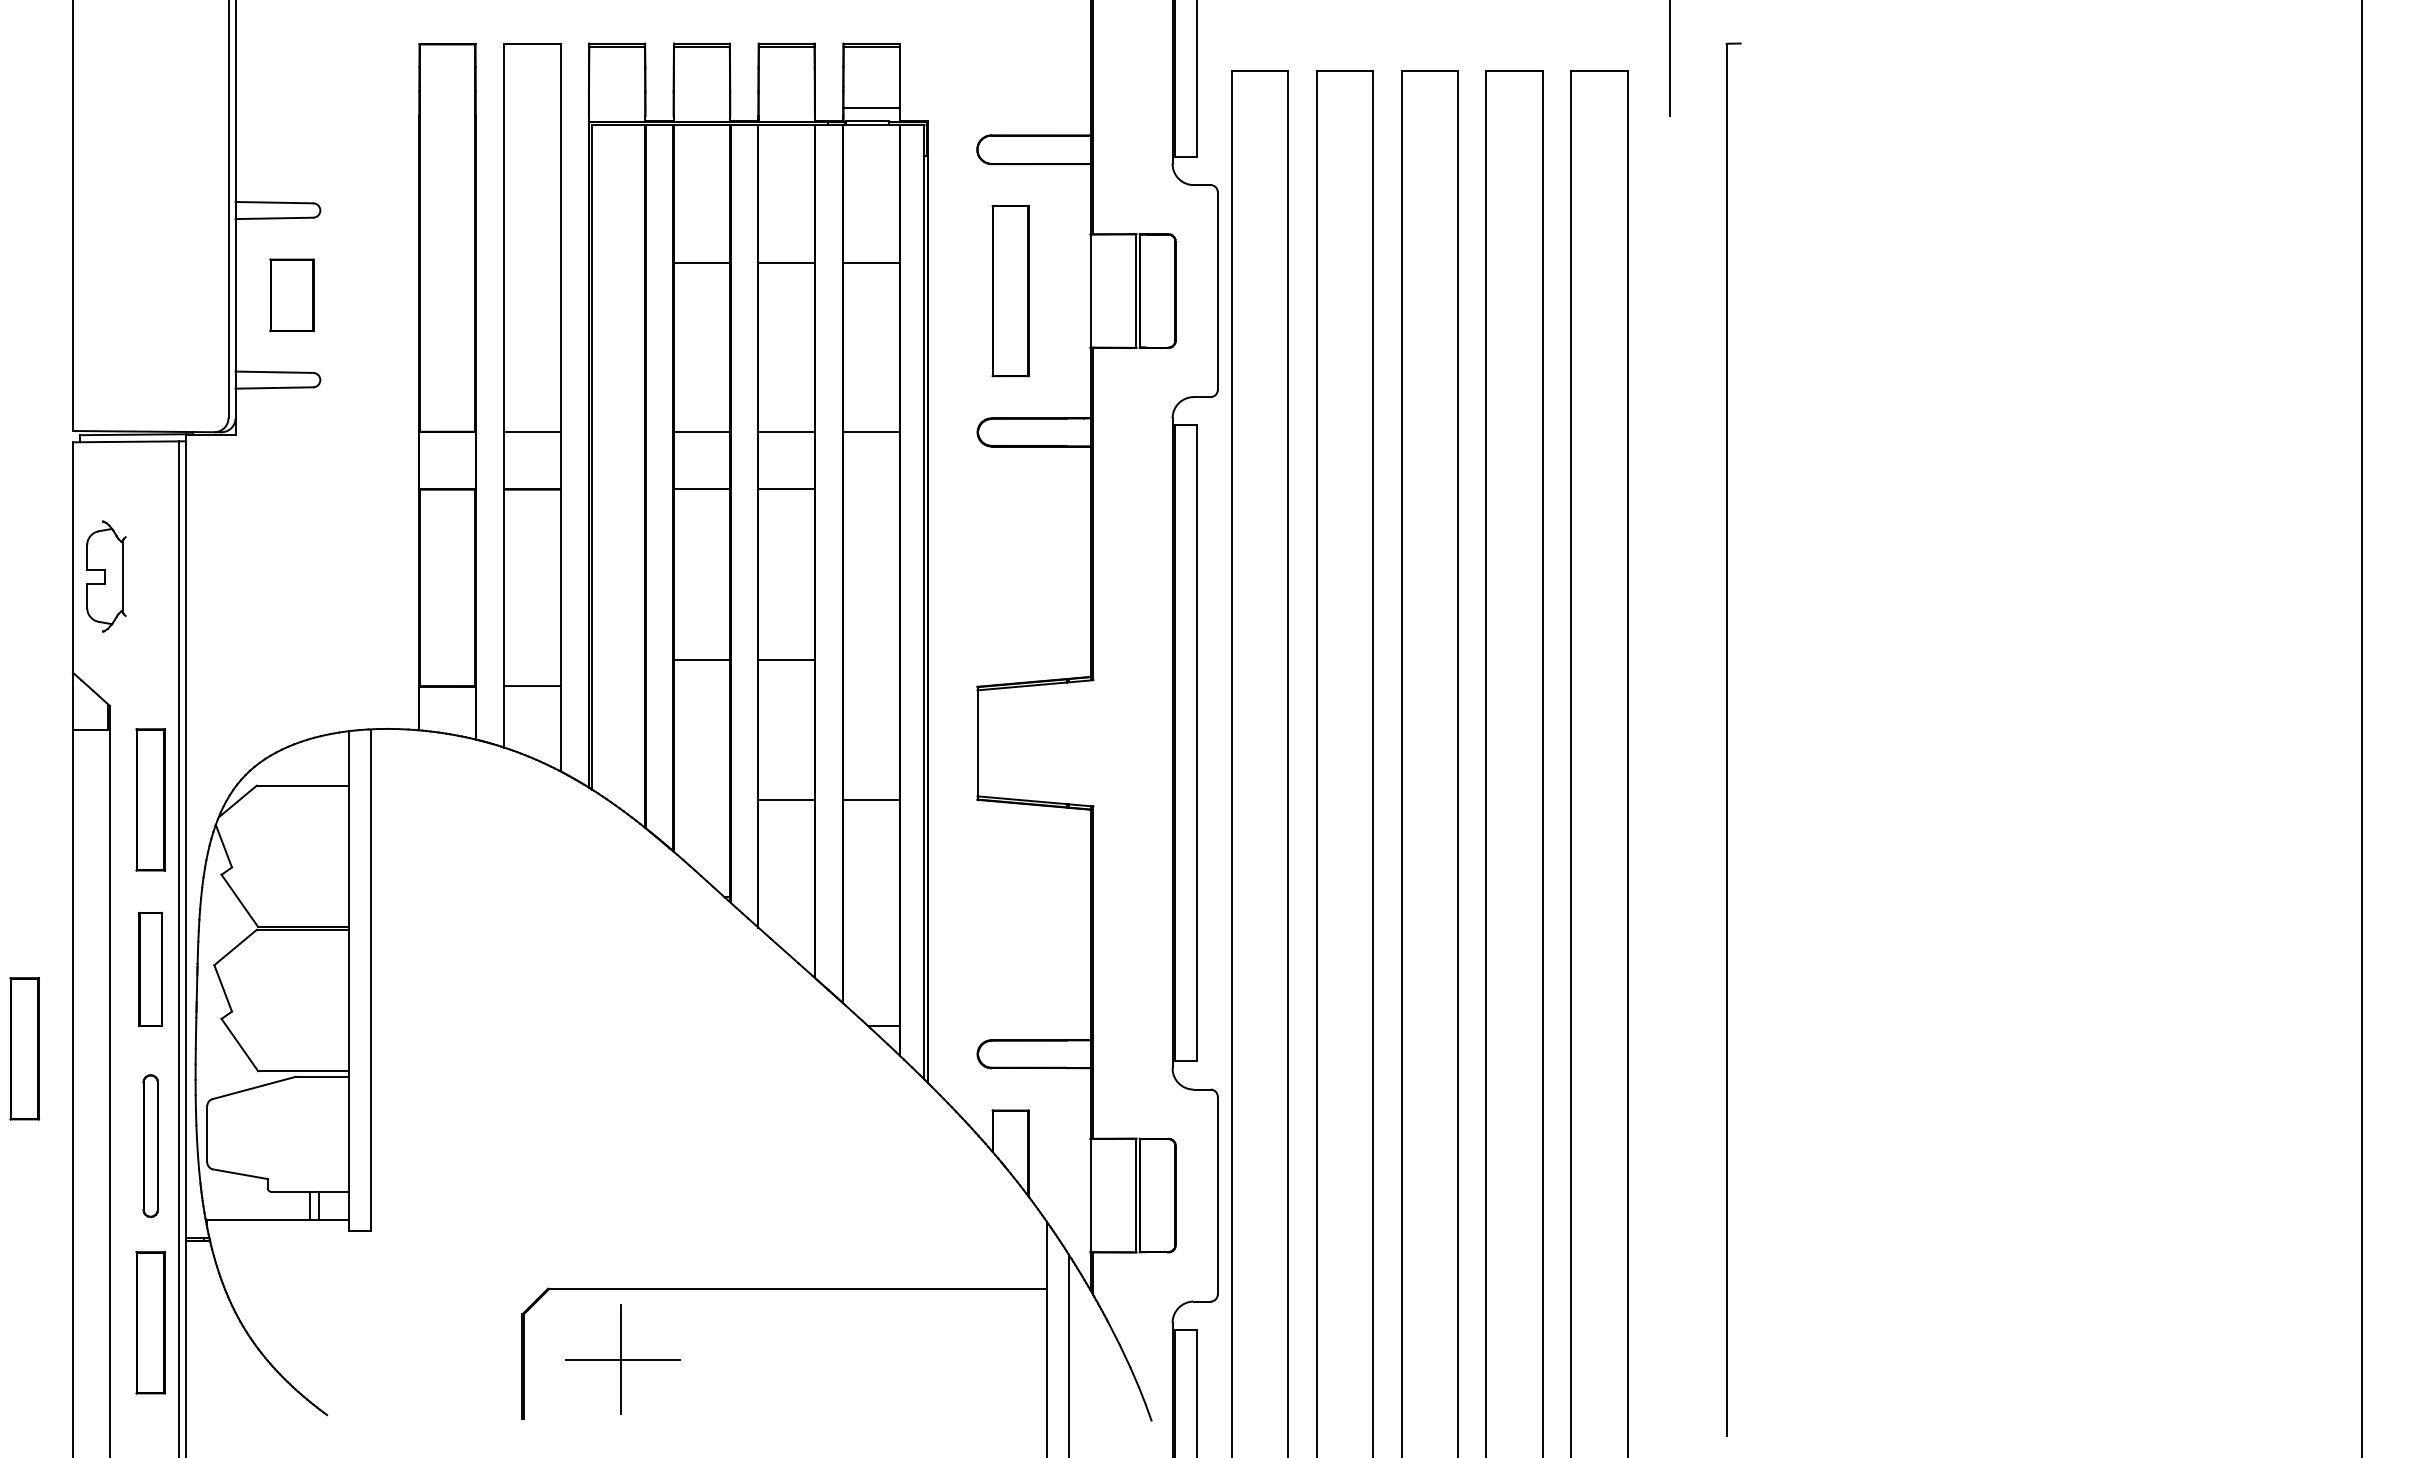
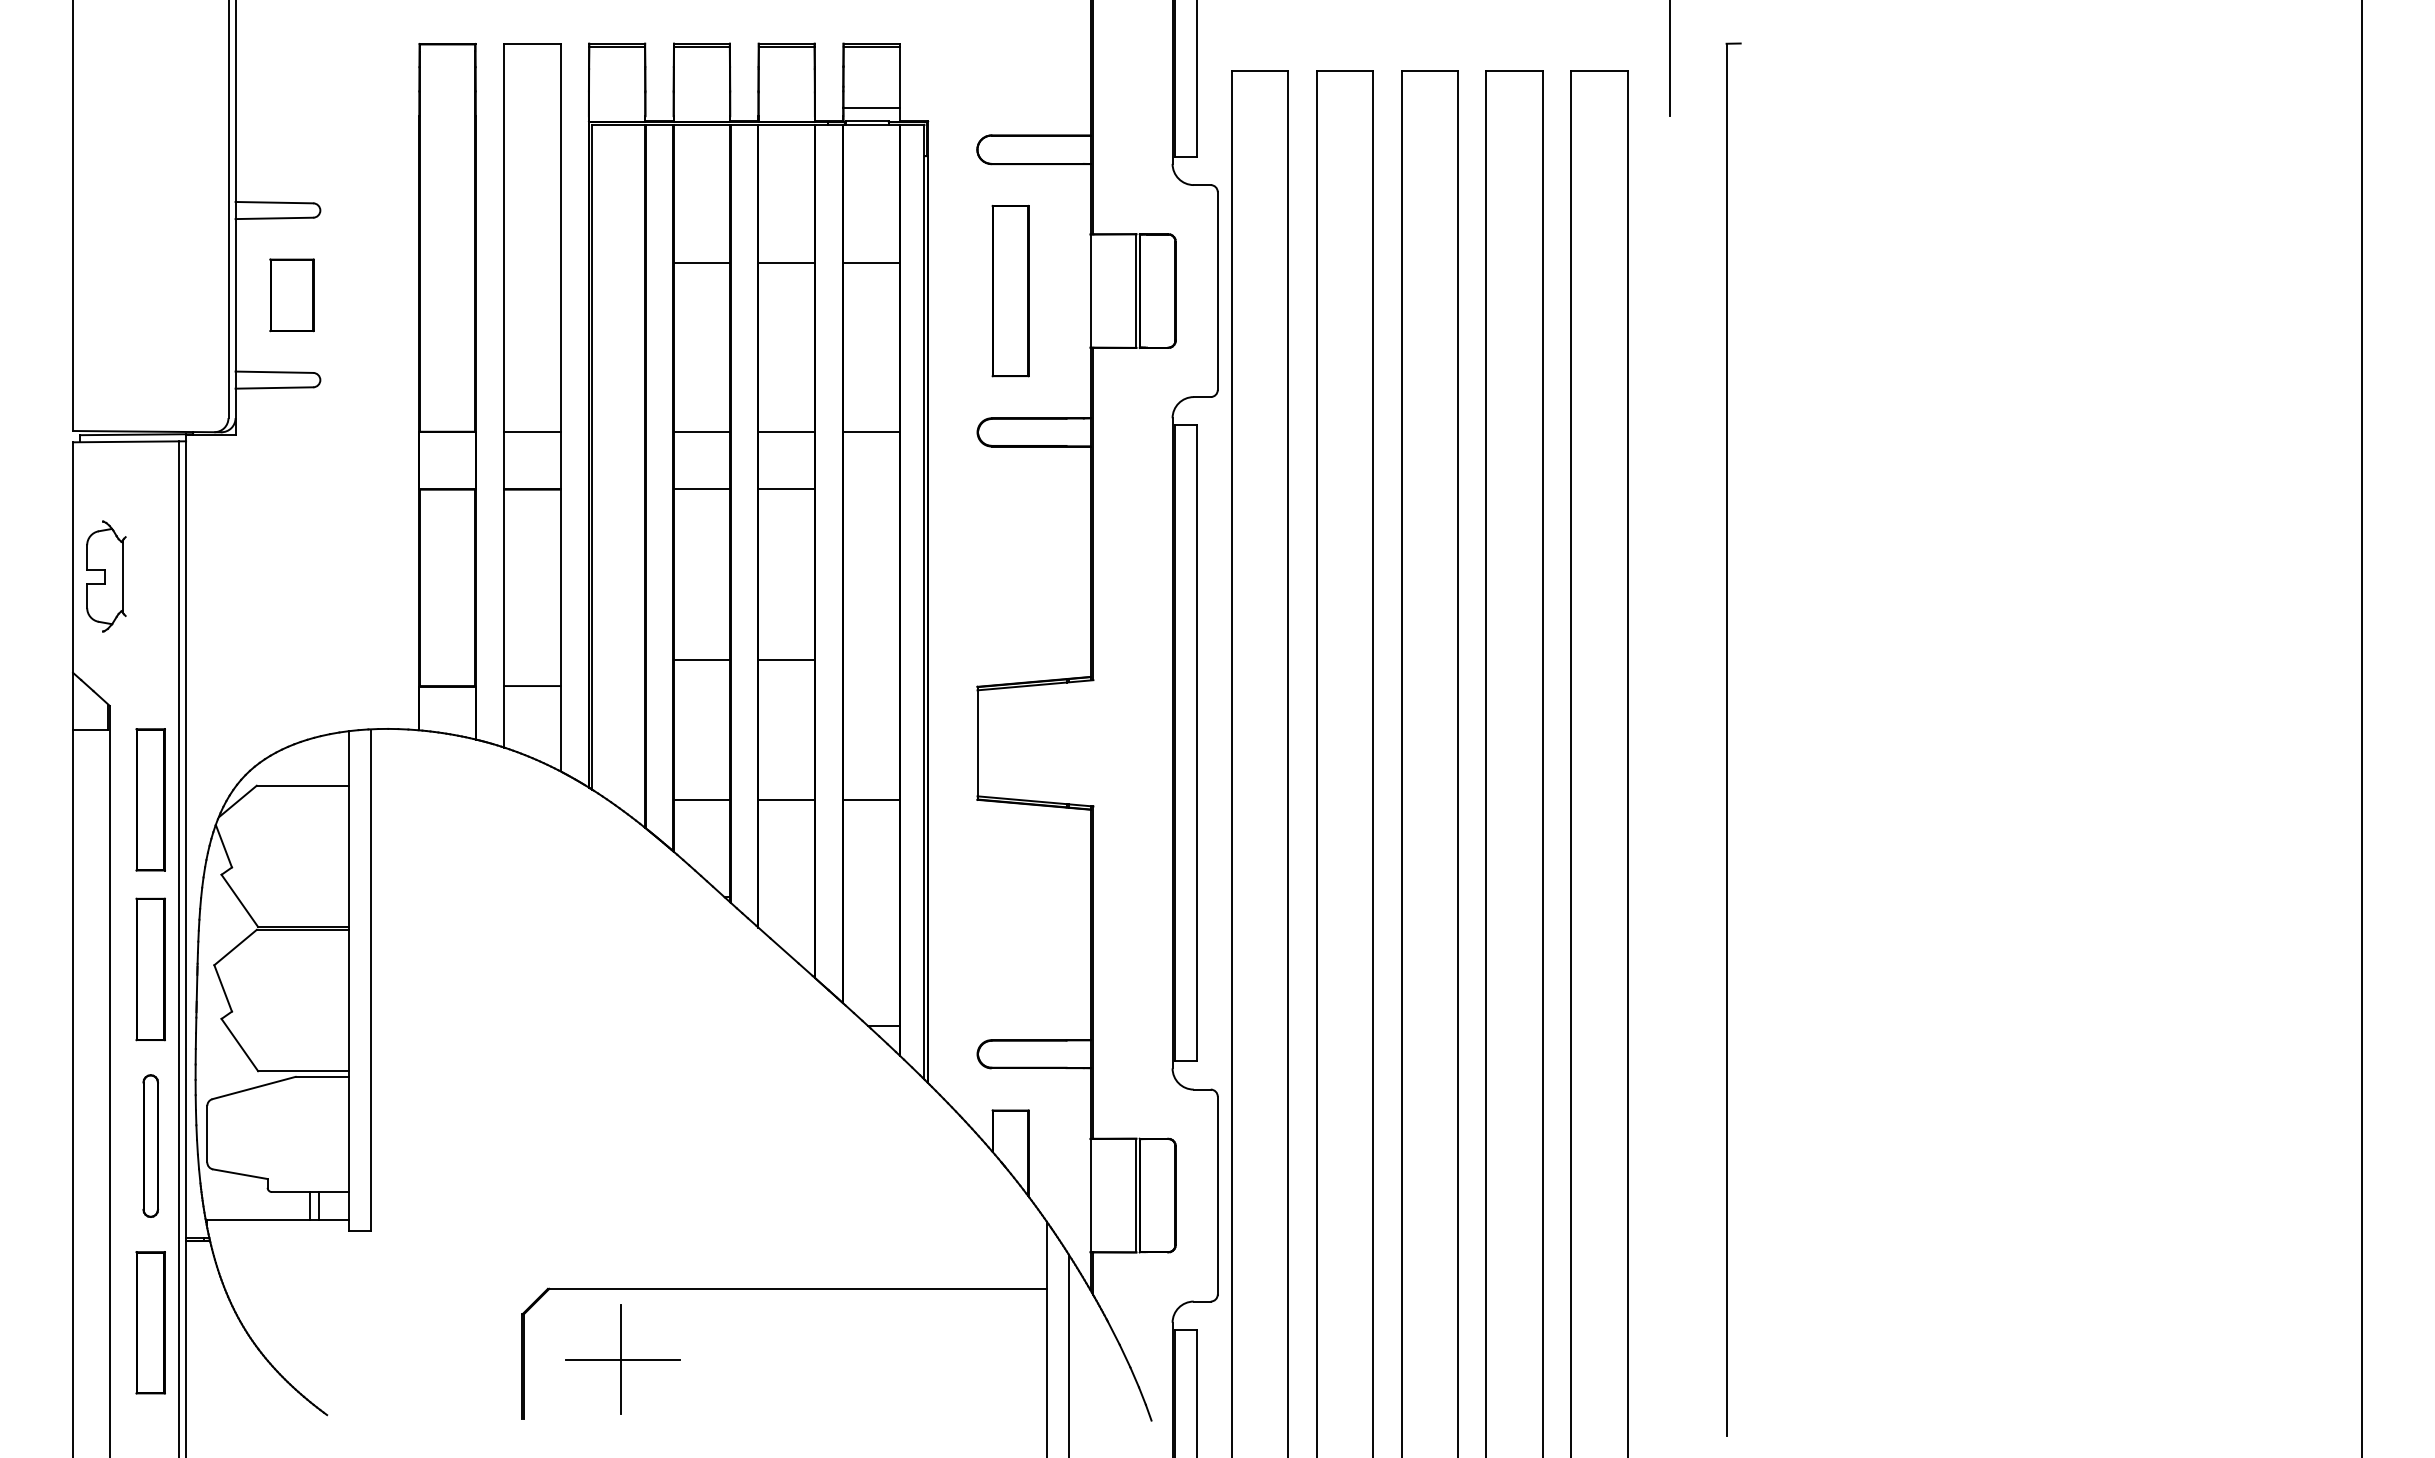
line: none -> present (701, 799)
part size: 25x116 px -> 31x145 px (150, 969)
part: present -> none (24, 1048)
